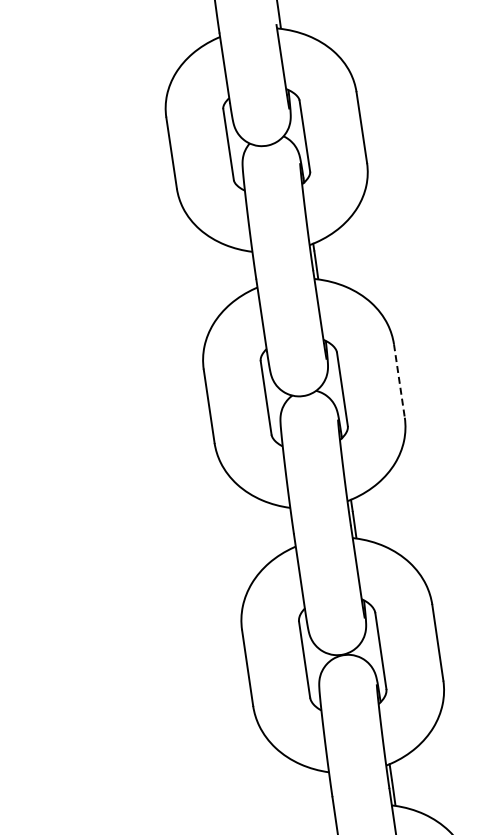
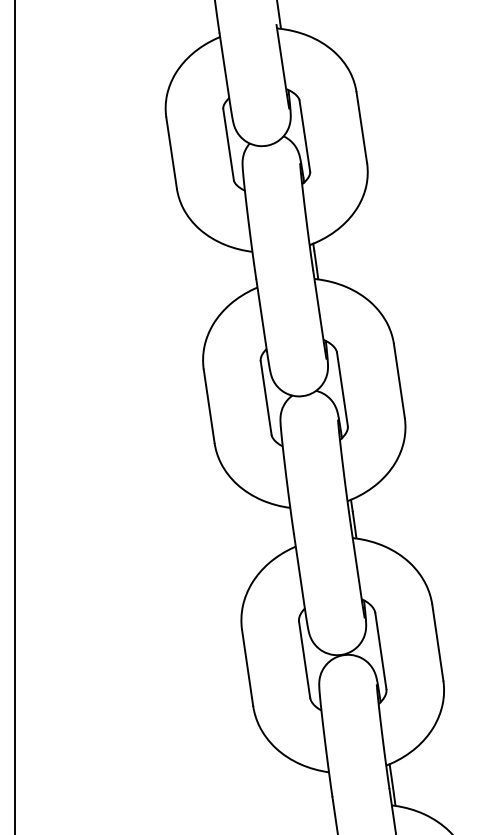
line: dashed -> solid (399, 381)
line: none -> present (14, 416)
